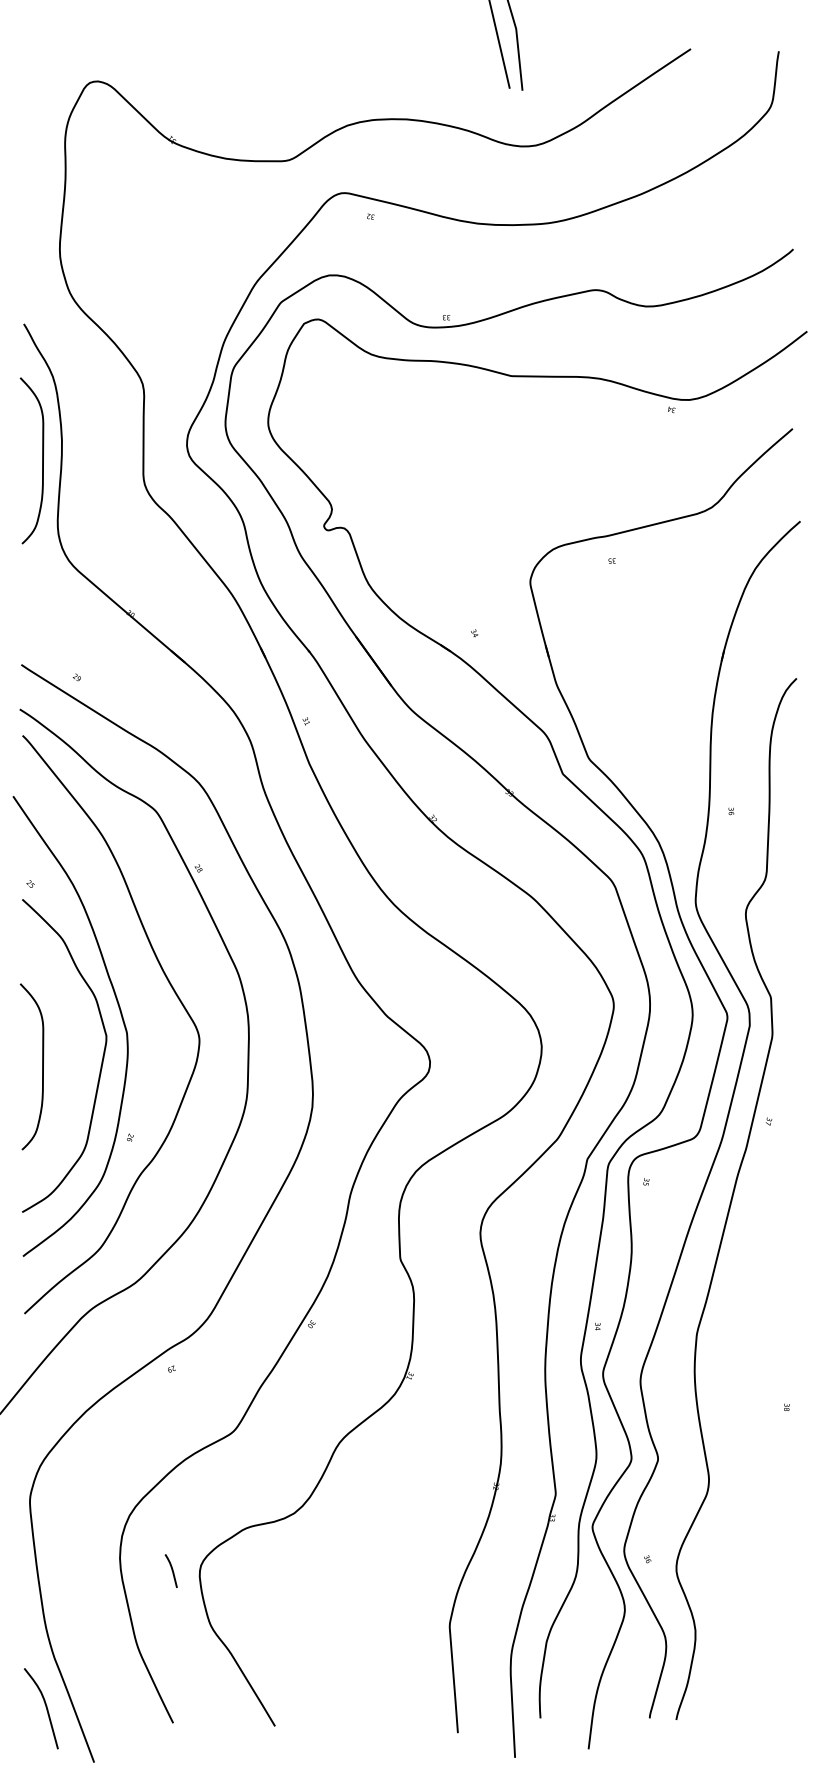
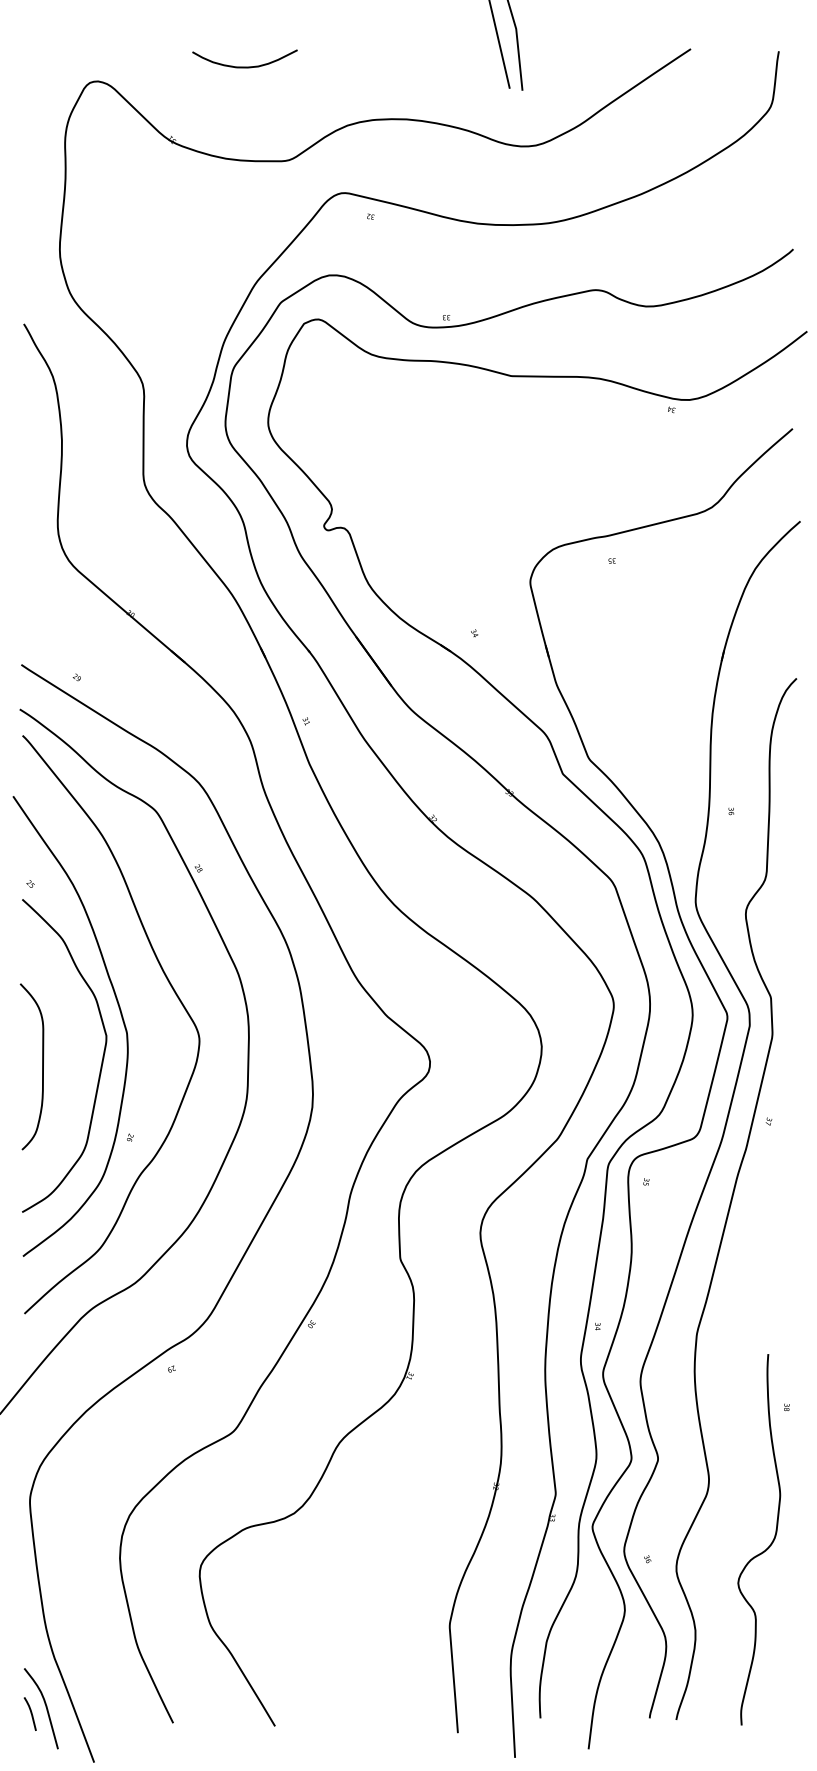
curve: none -> present (244, 66)
curve: present -> none (42, 460)
curve: none -> present (767, 1547)
curve position: (171, 1570) -> (30, 1713) (30, 1713)
